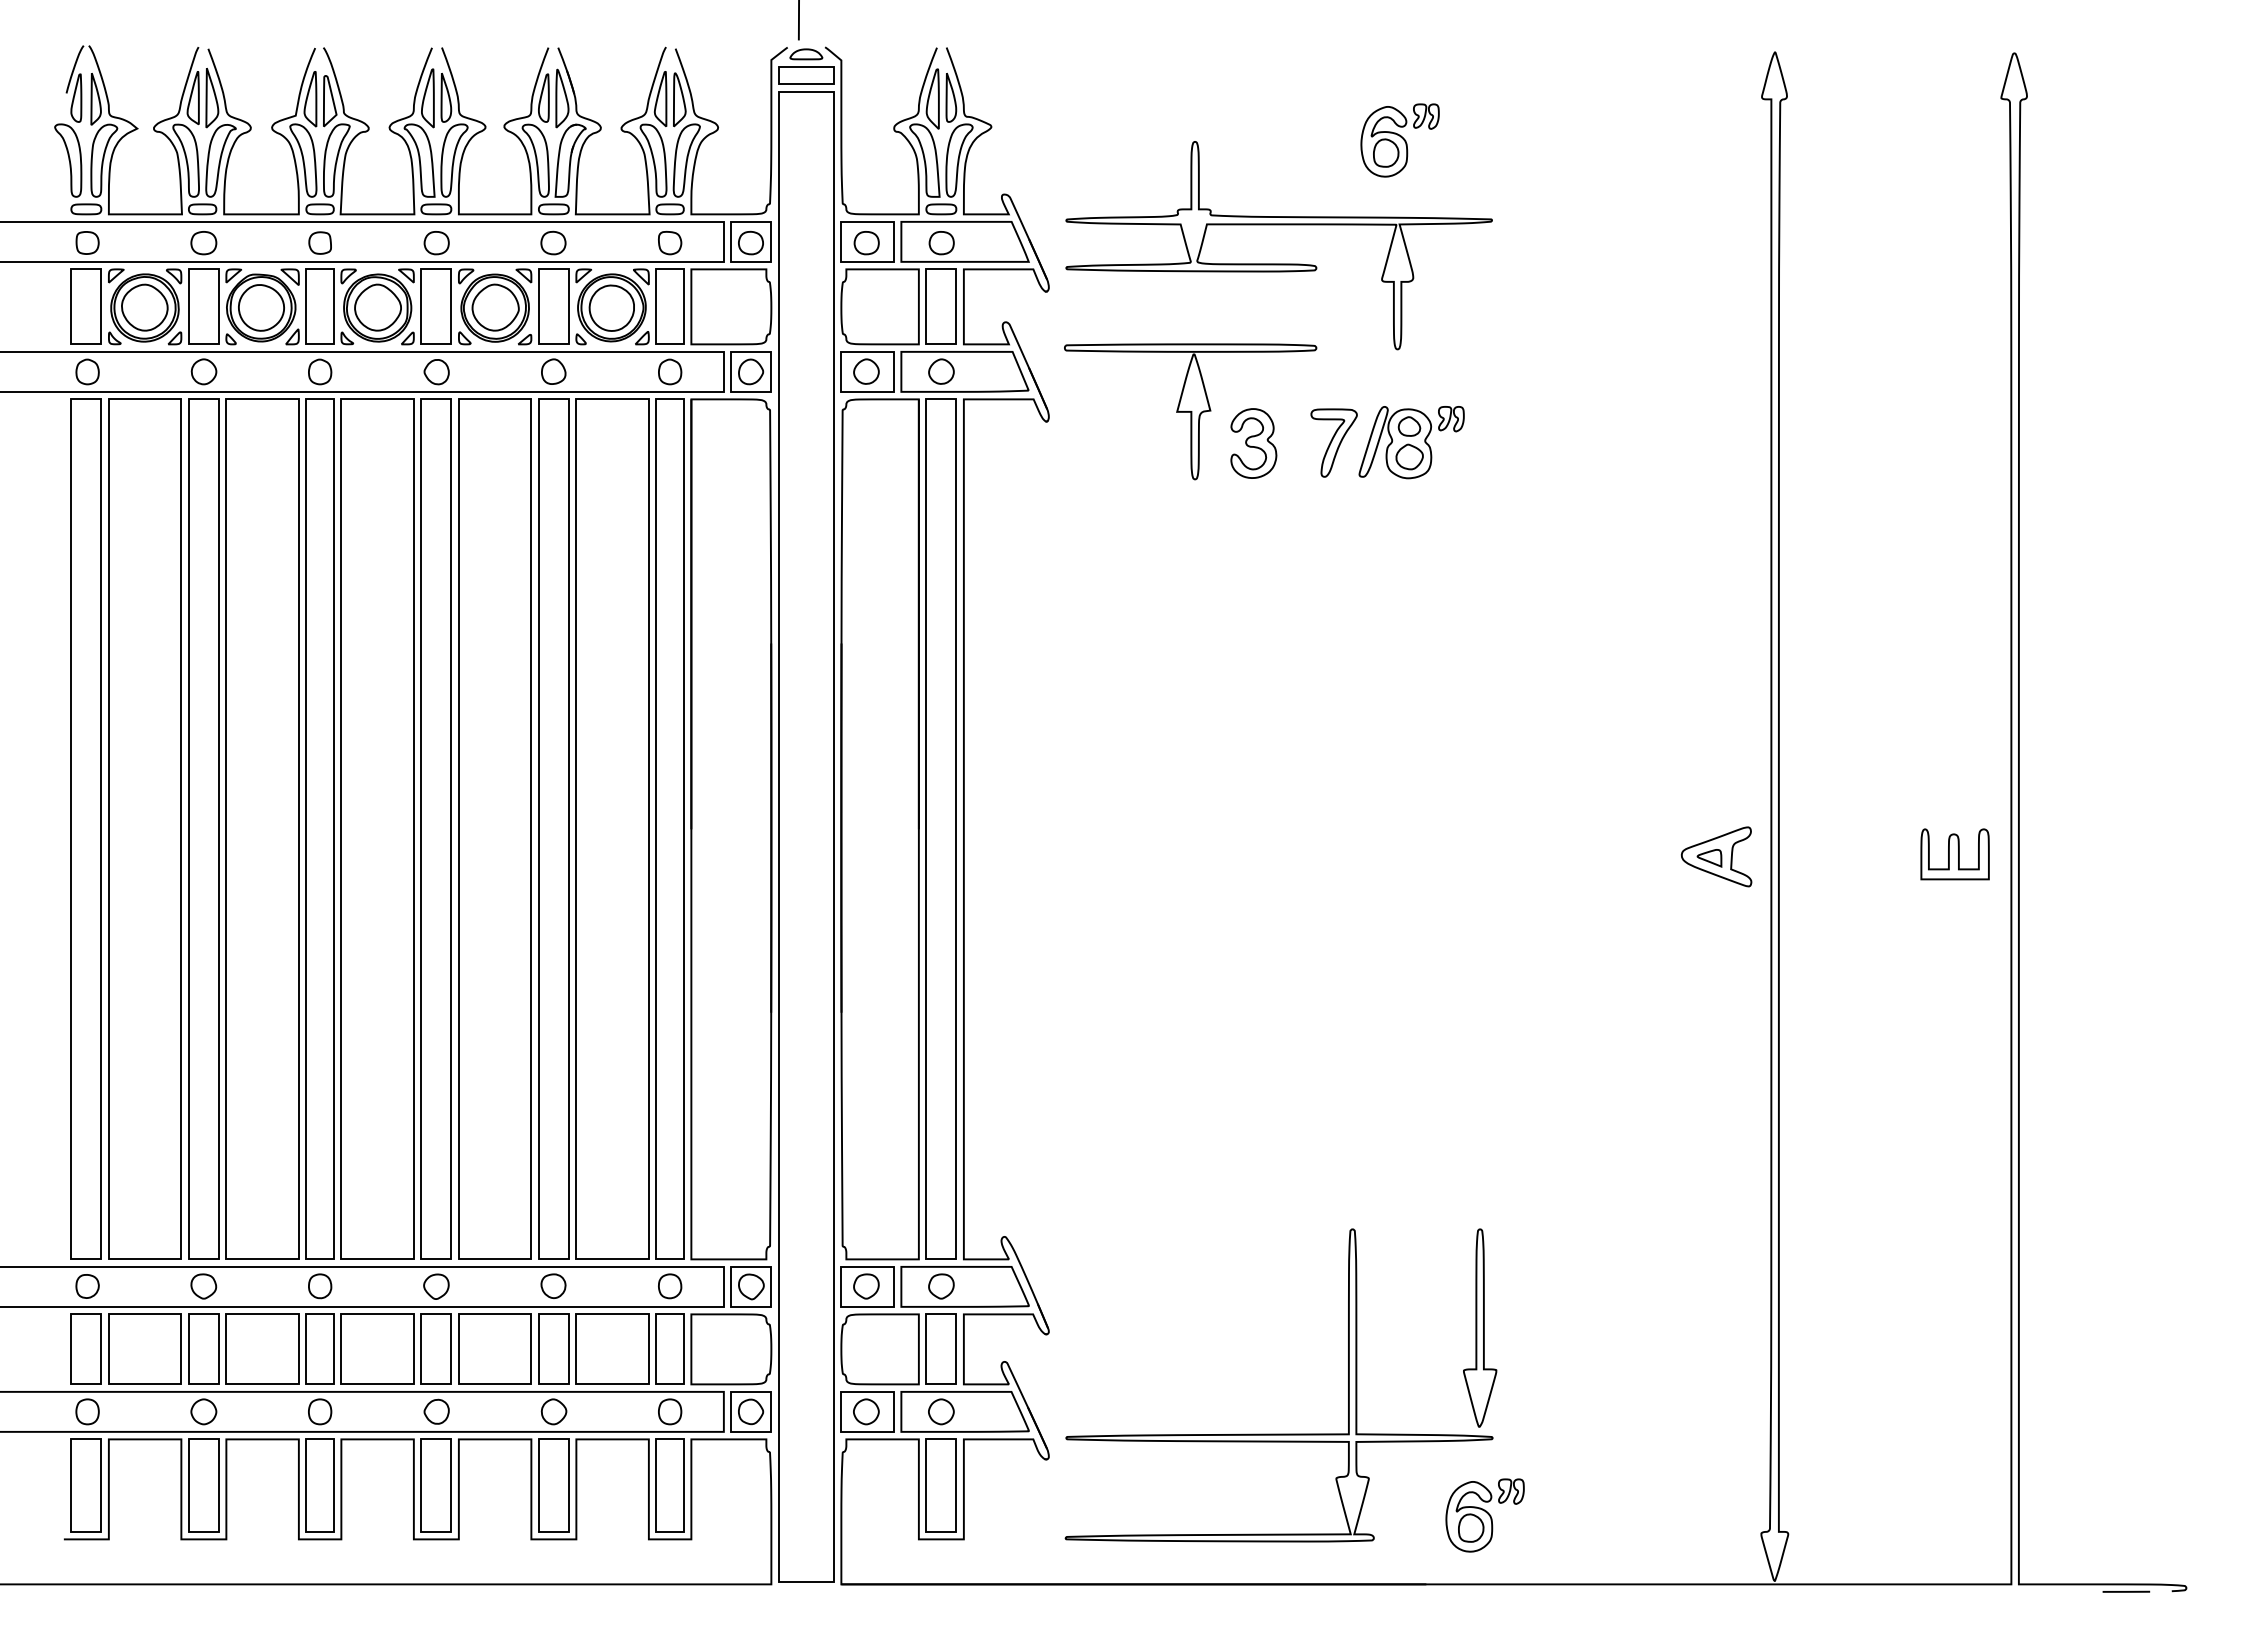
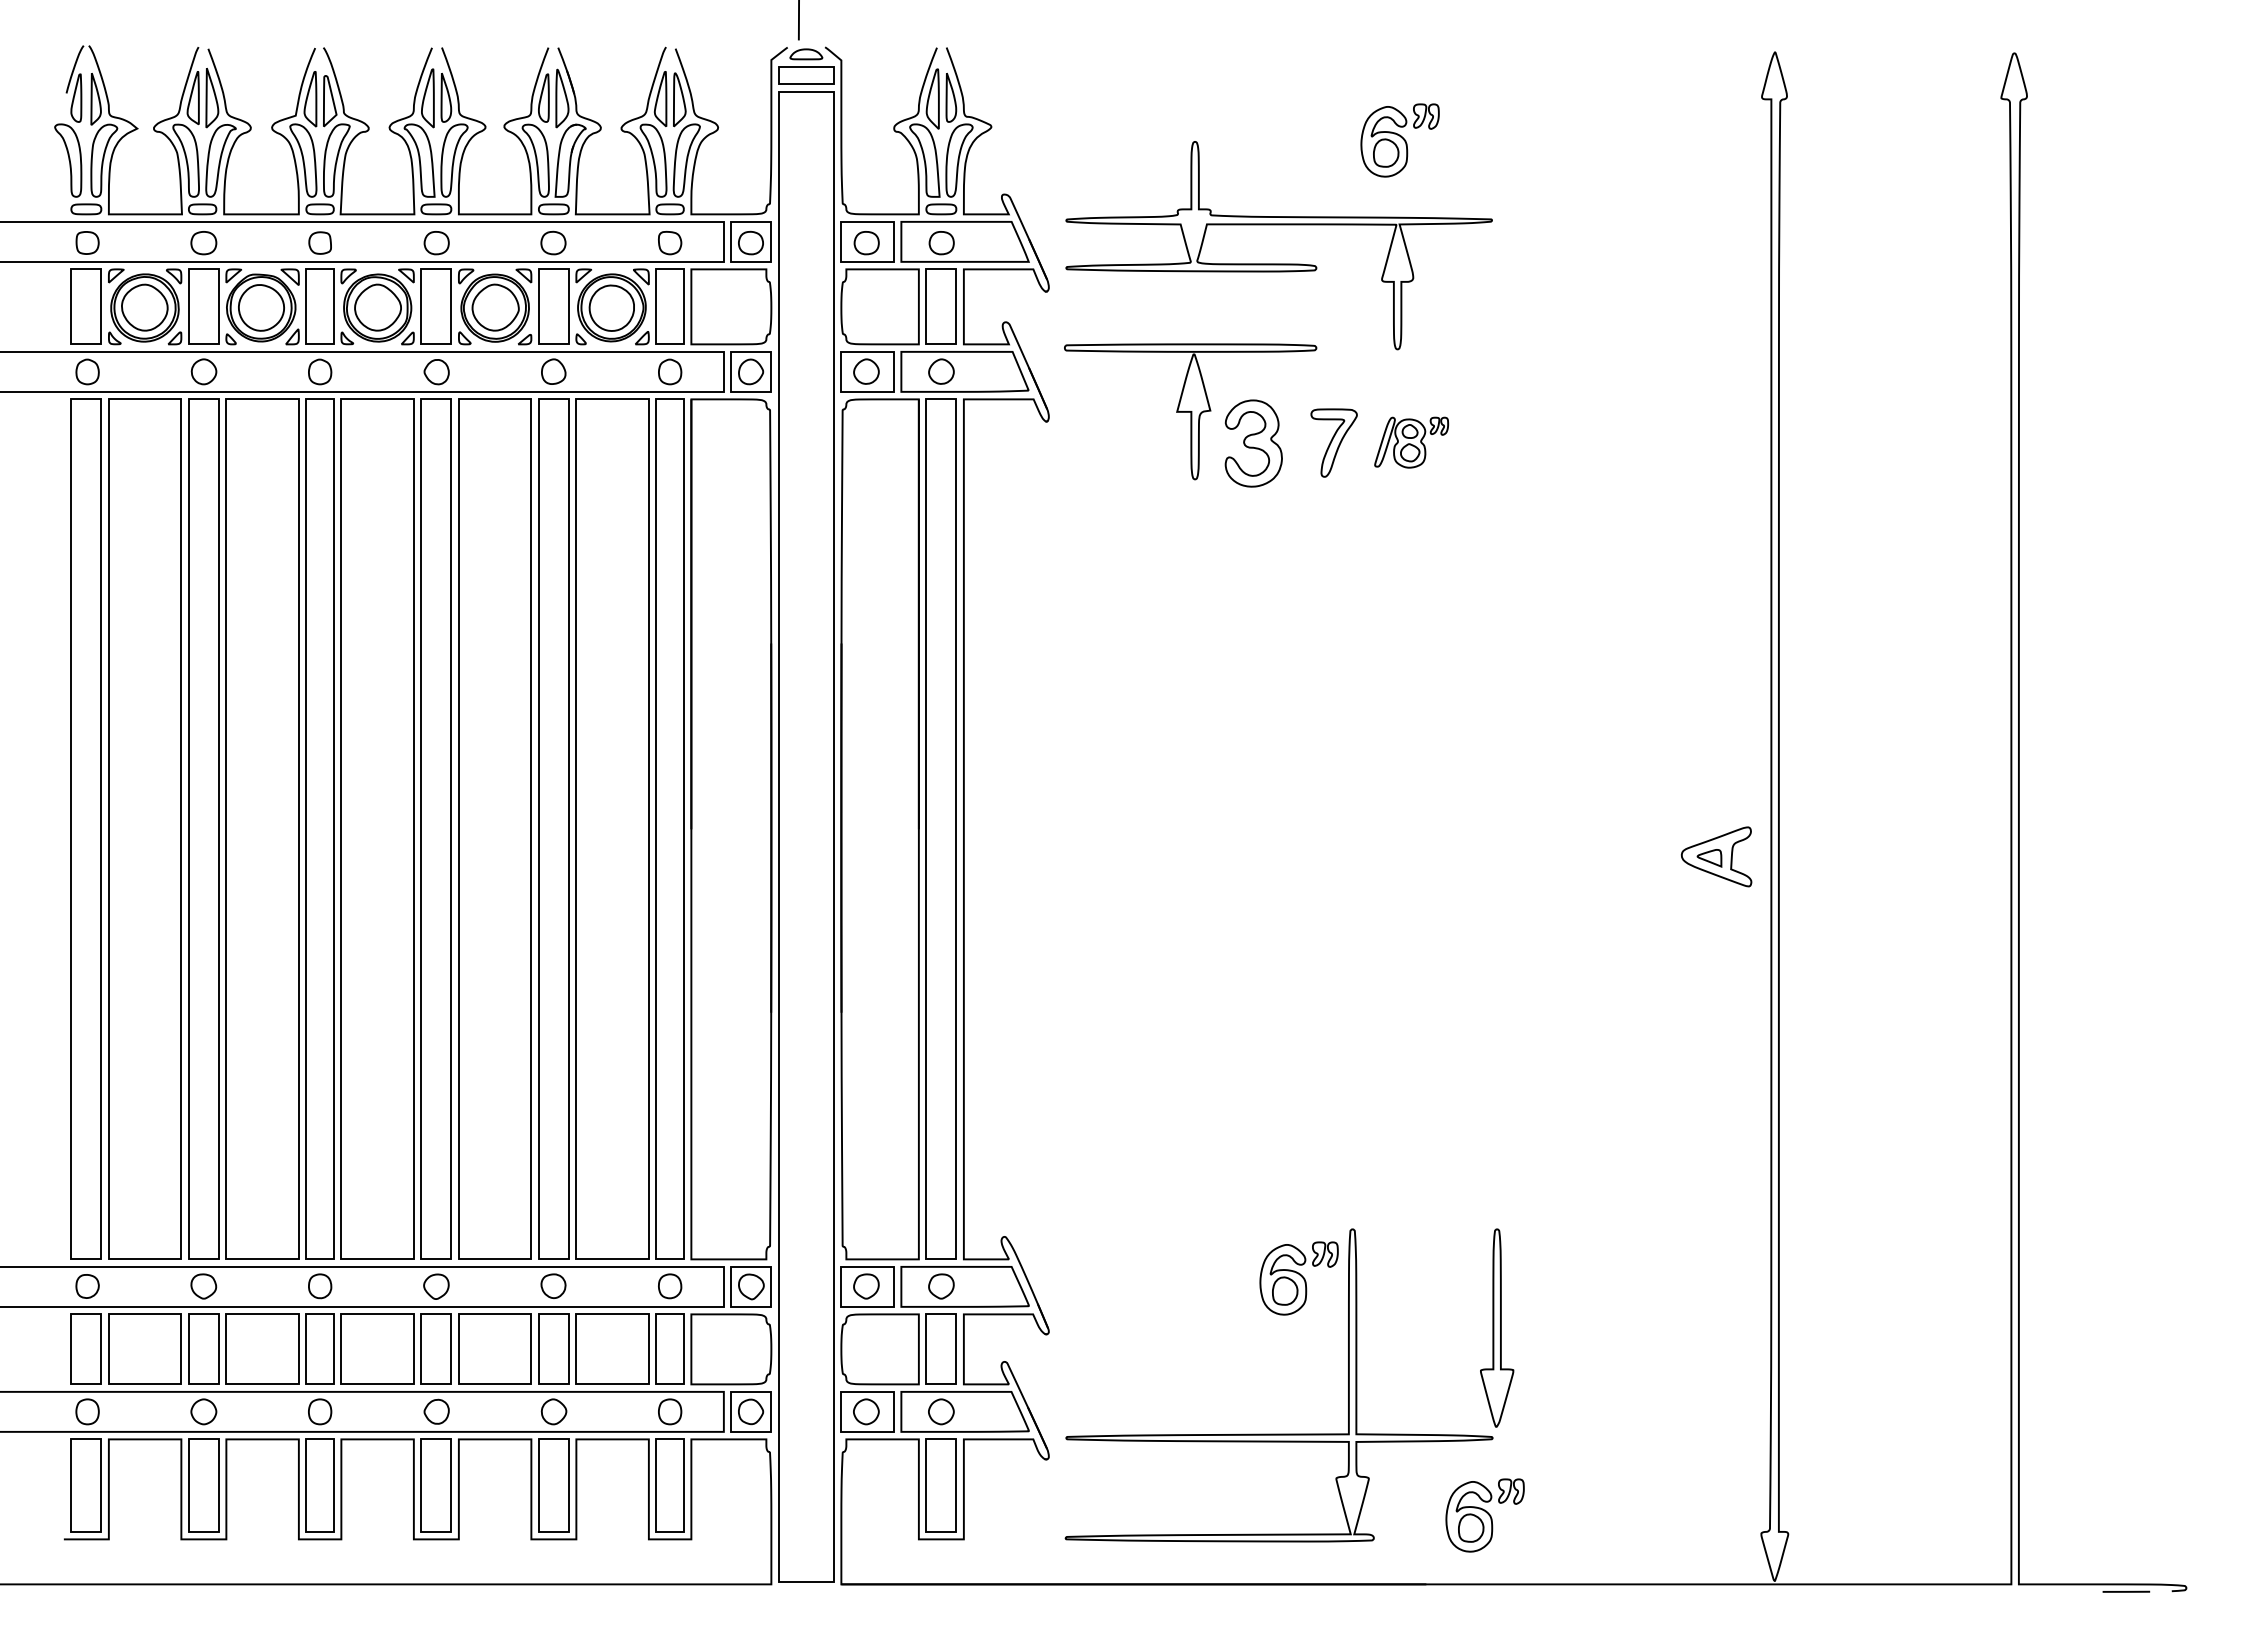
part size: 107x74 px -> 76x53 px (1411, 442)
part size: 48x71 px -> 59x89 px (1253, 443)
part: present -> none (1954, 854)
part: none -> present (1298, 1278)
part position: (1480, 1327) -> (1497, 1327) (1497, 1327)
